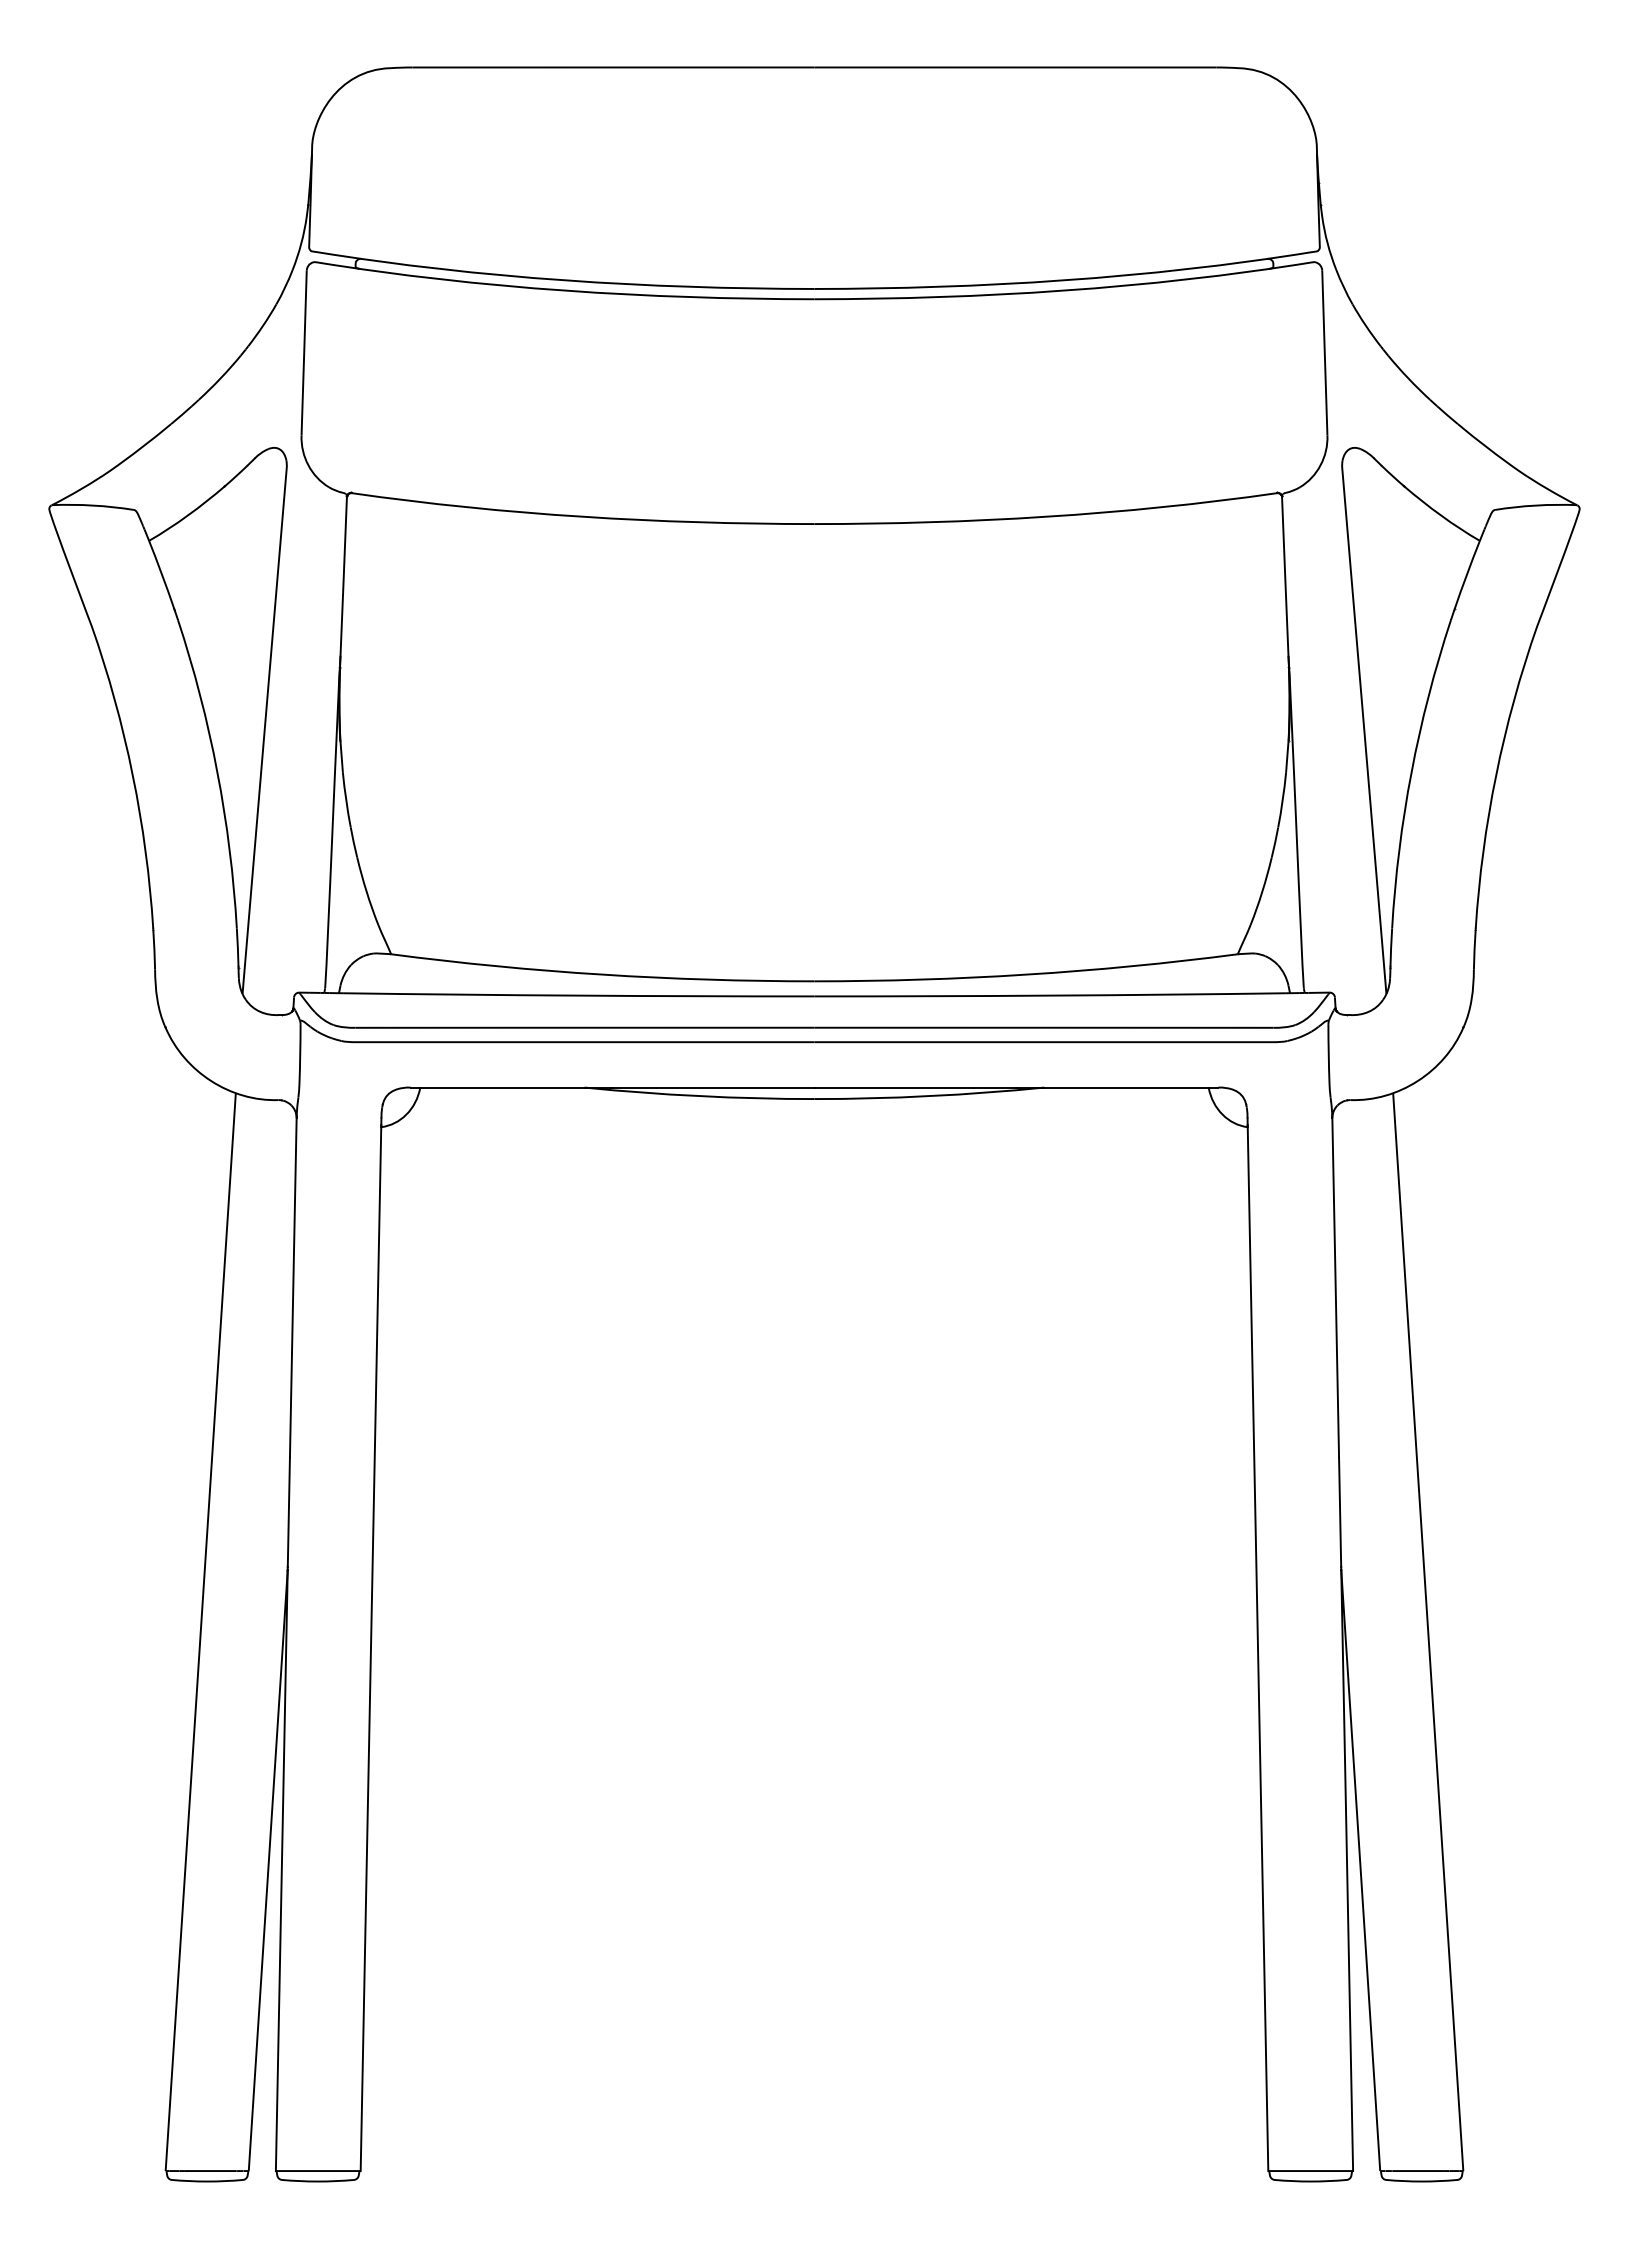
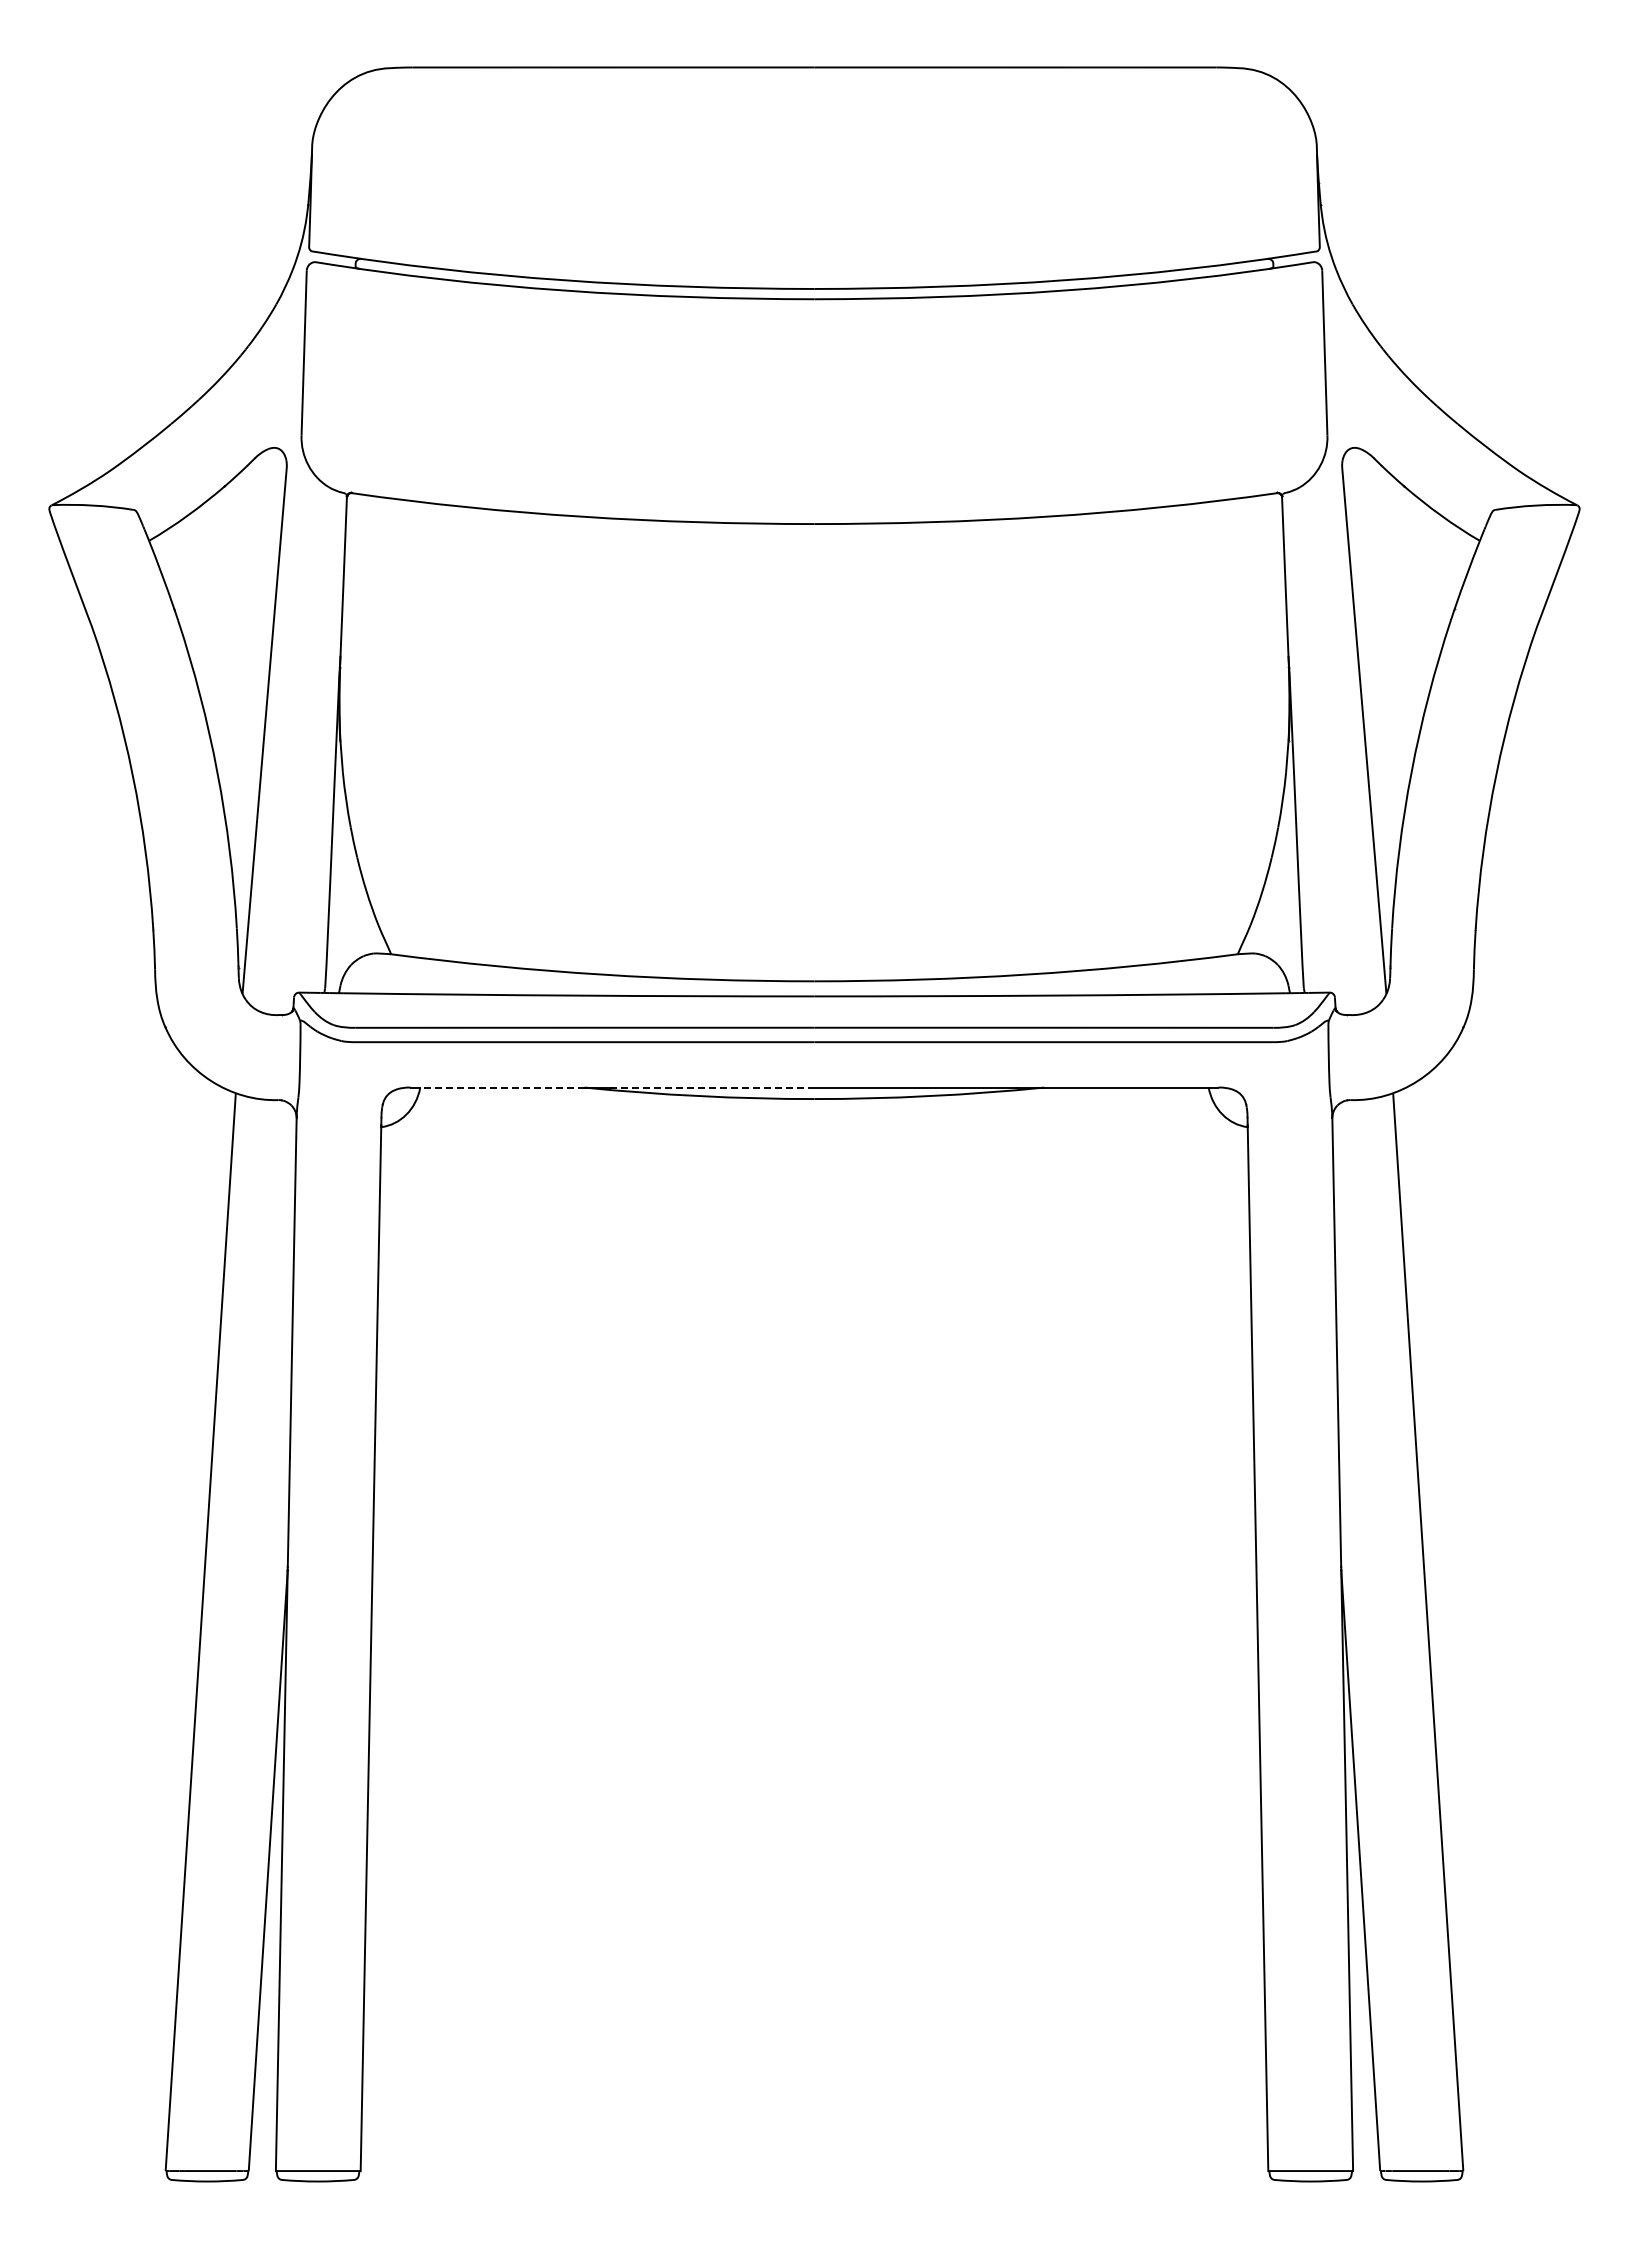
line: solid -> dashed (501, 1087)
line: solid -> dashed (713, 1087)
